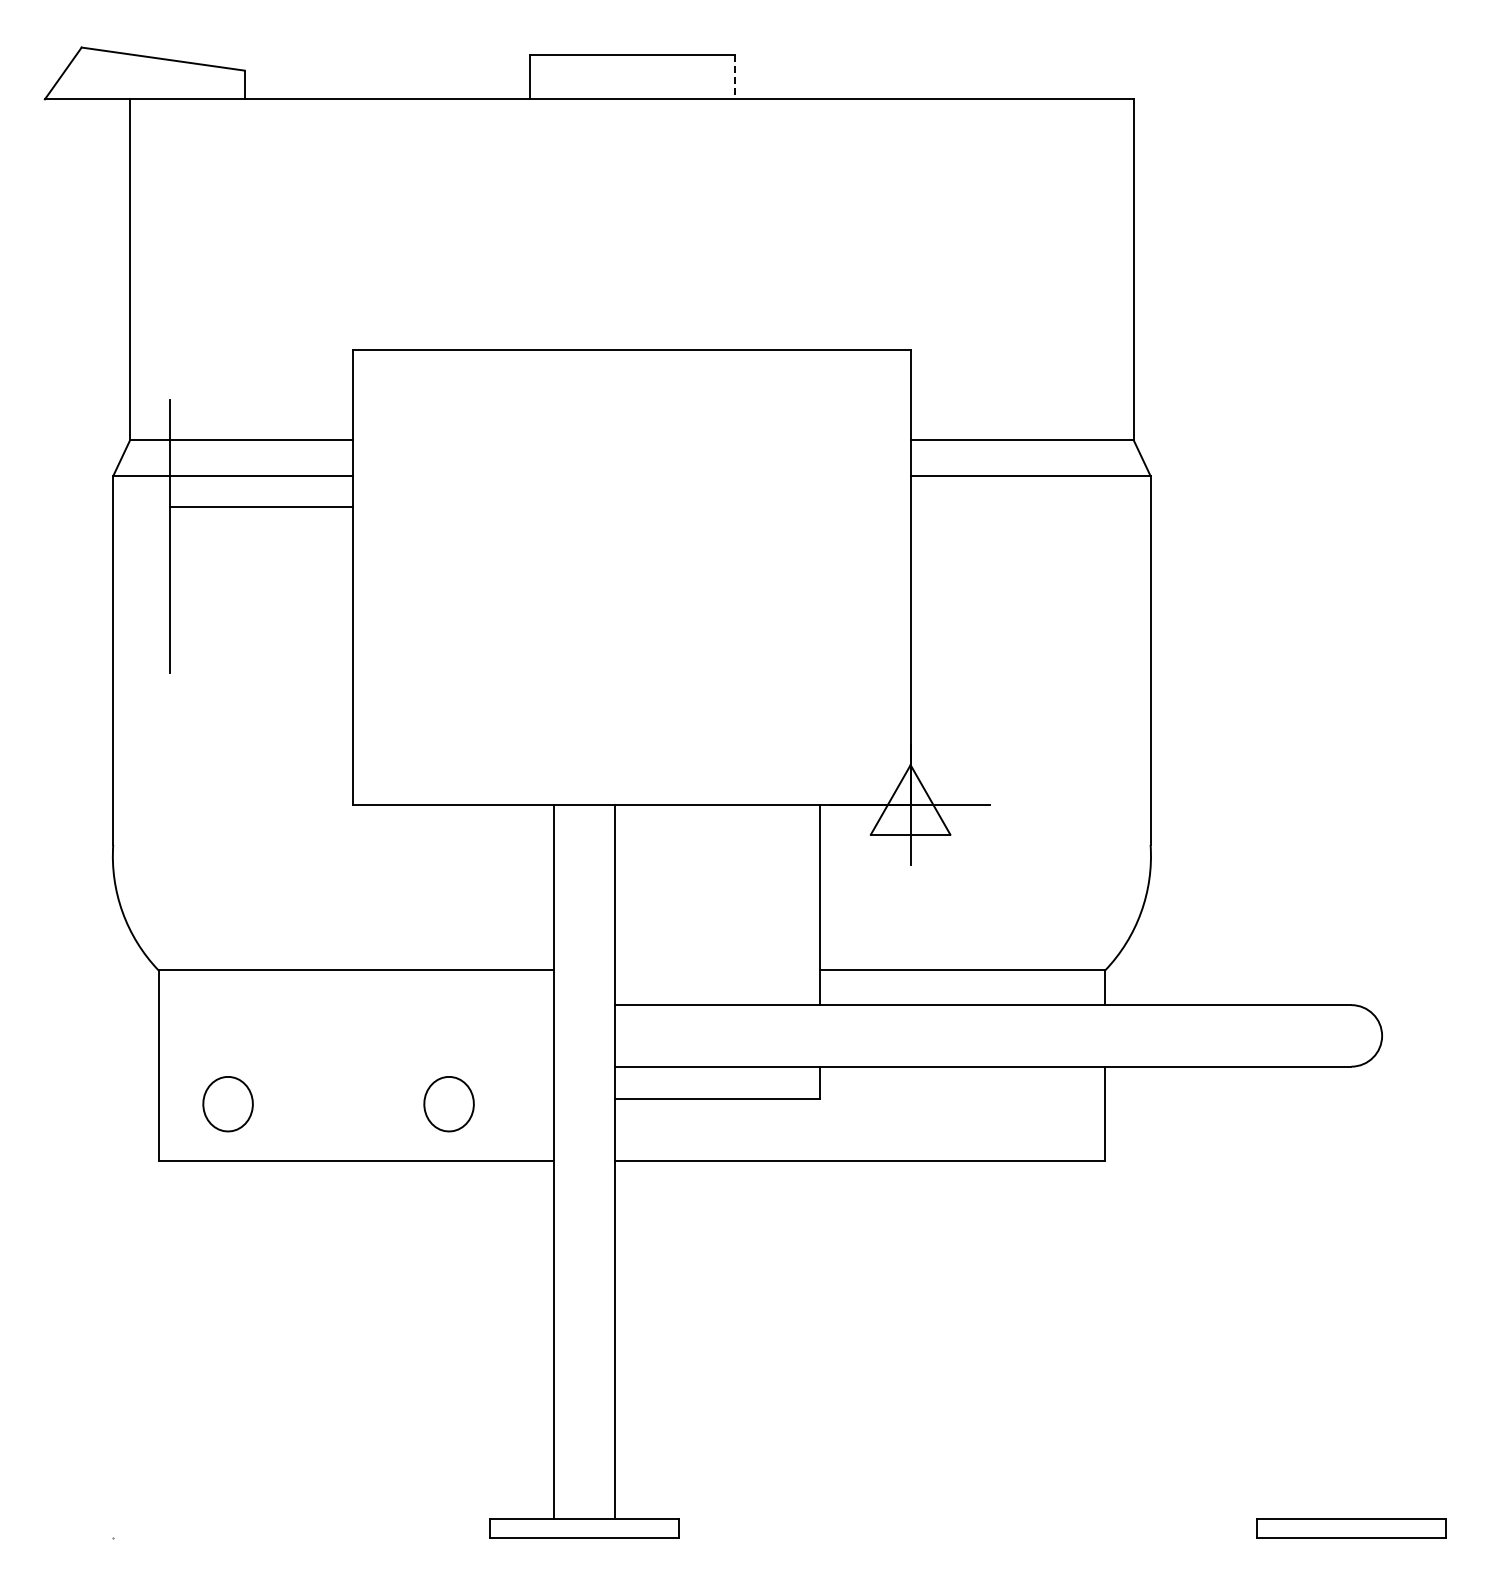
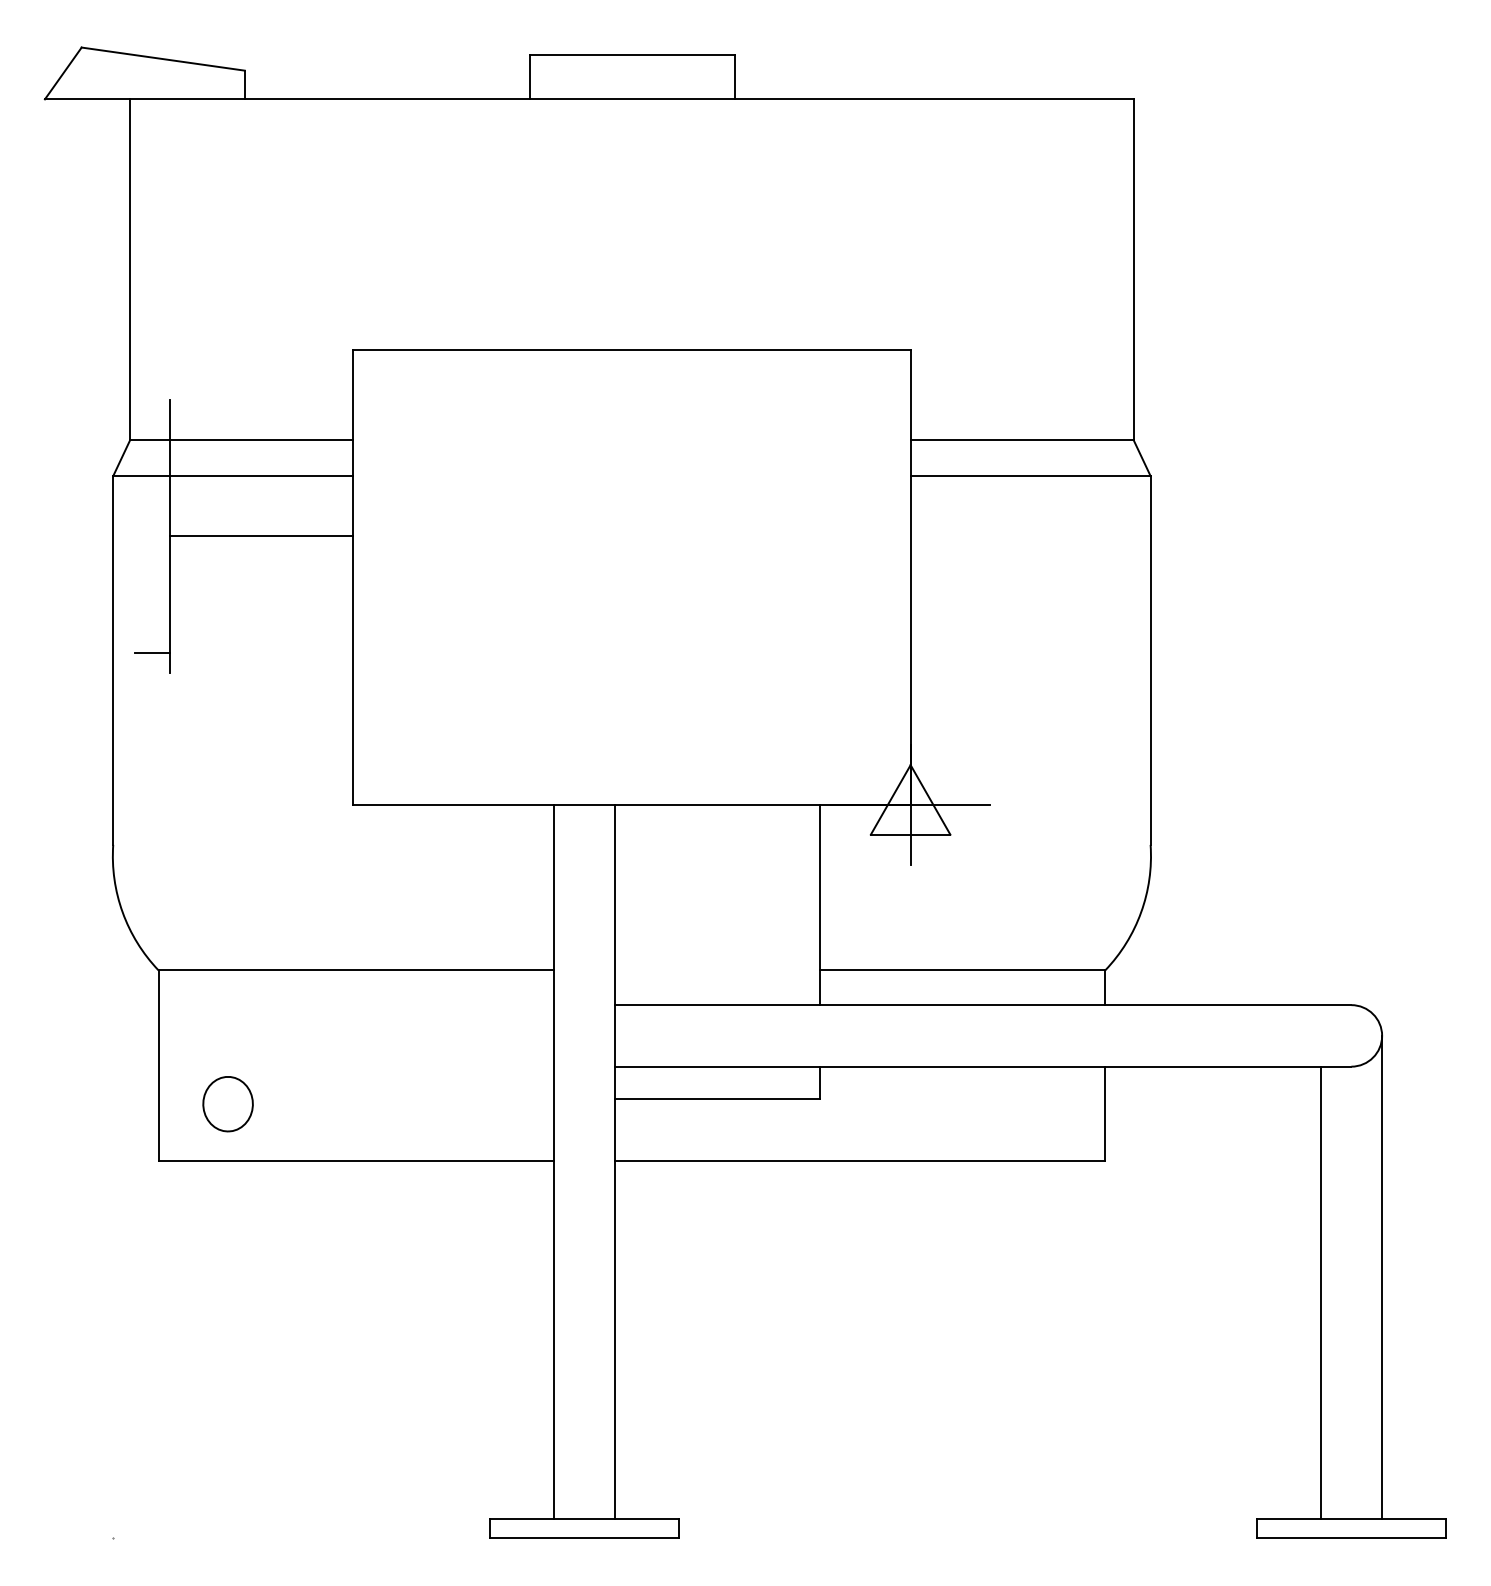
line: dashed -> solid (734, 77)
line position: (261, 507) -> (261, 536) (261, 536)
line: none -> present (152, 652)
part: present -> none (448, 1104)
line: none -> present (1382, 1277)
line: none -> present (1320, 1292)
